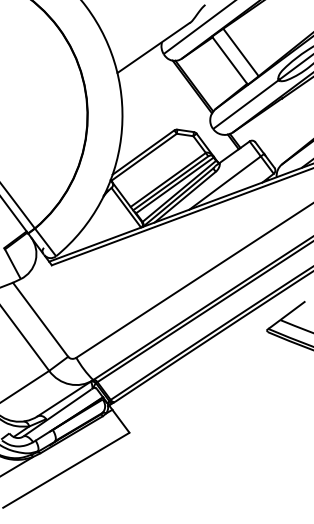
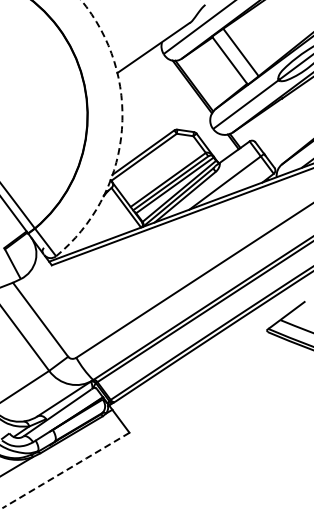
arc: solid -> dashed (121, 132)
line: solid -> dashed (65, 470)
